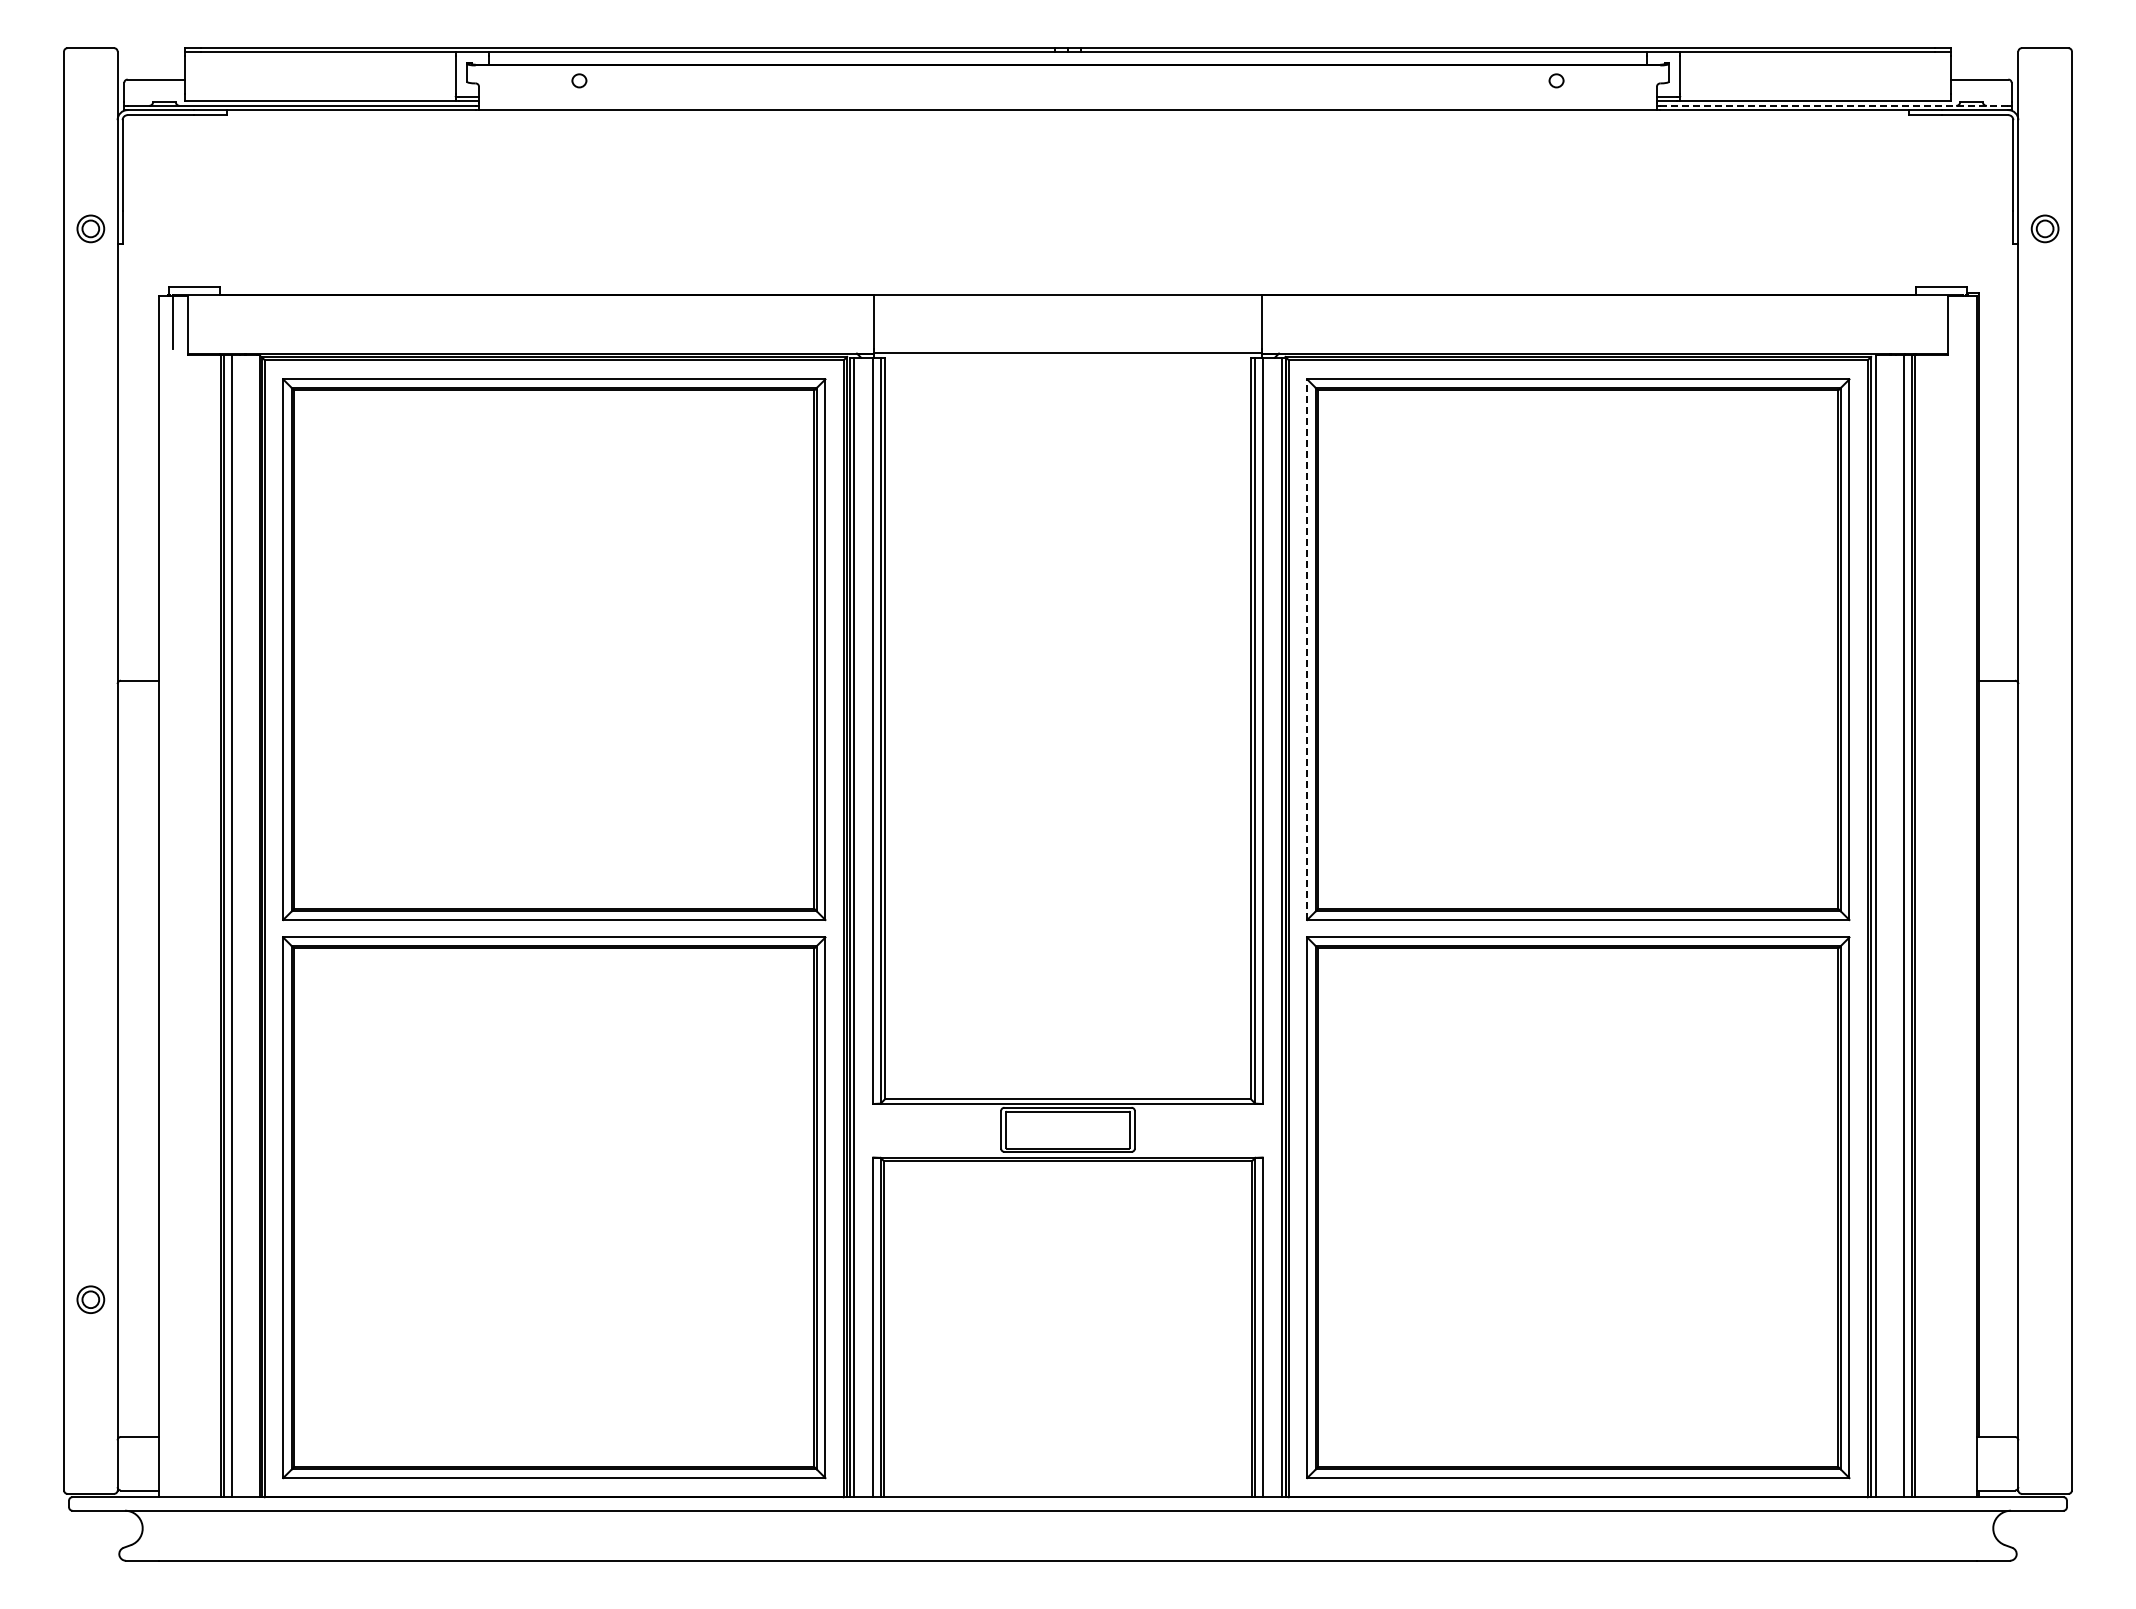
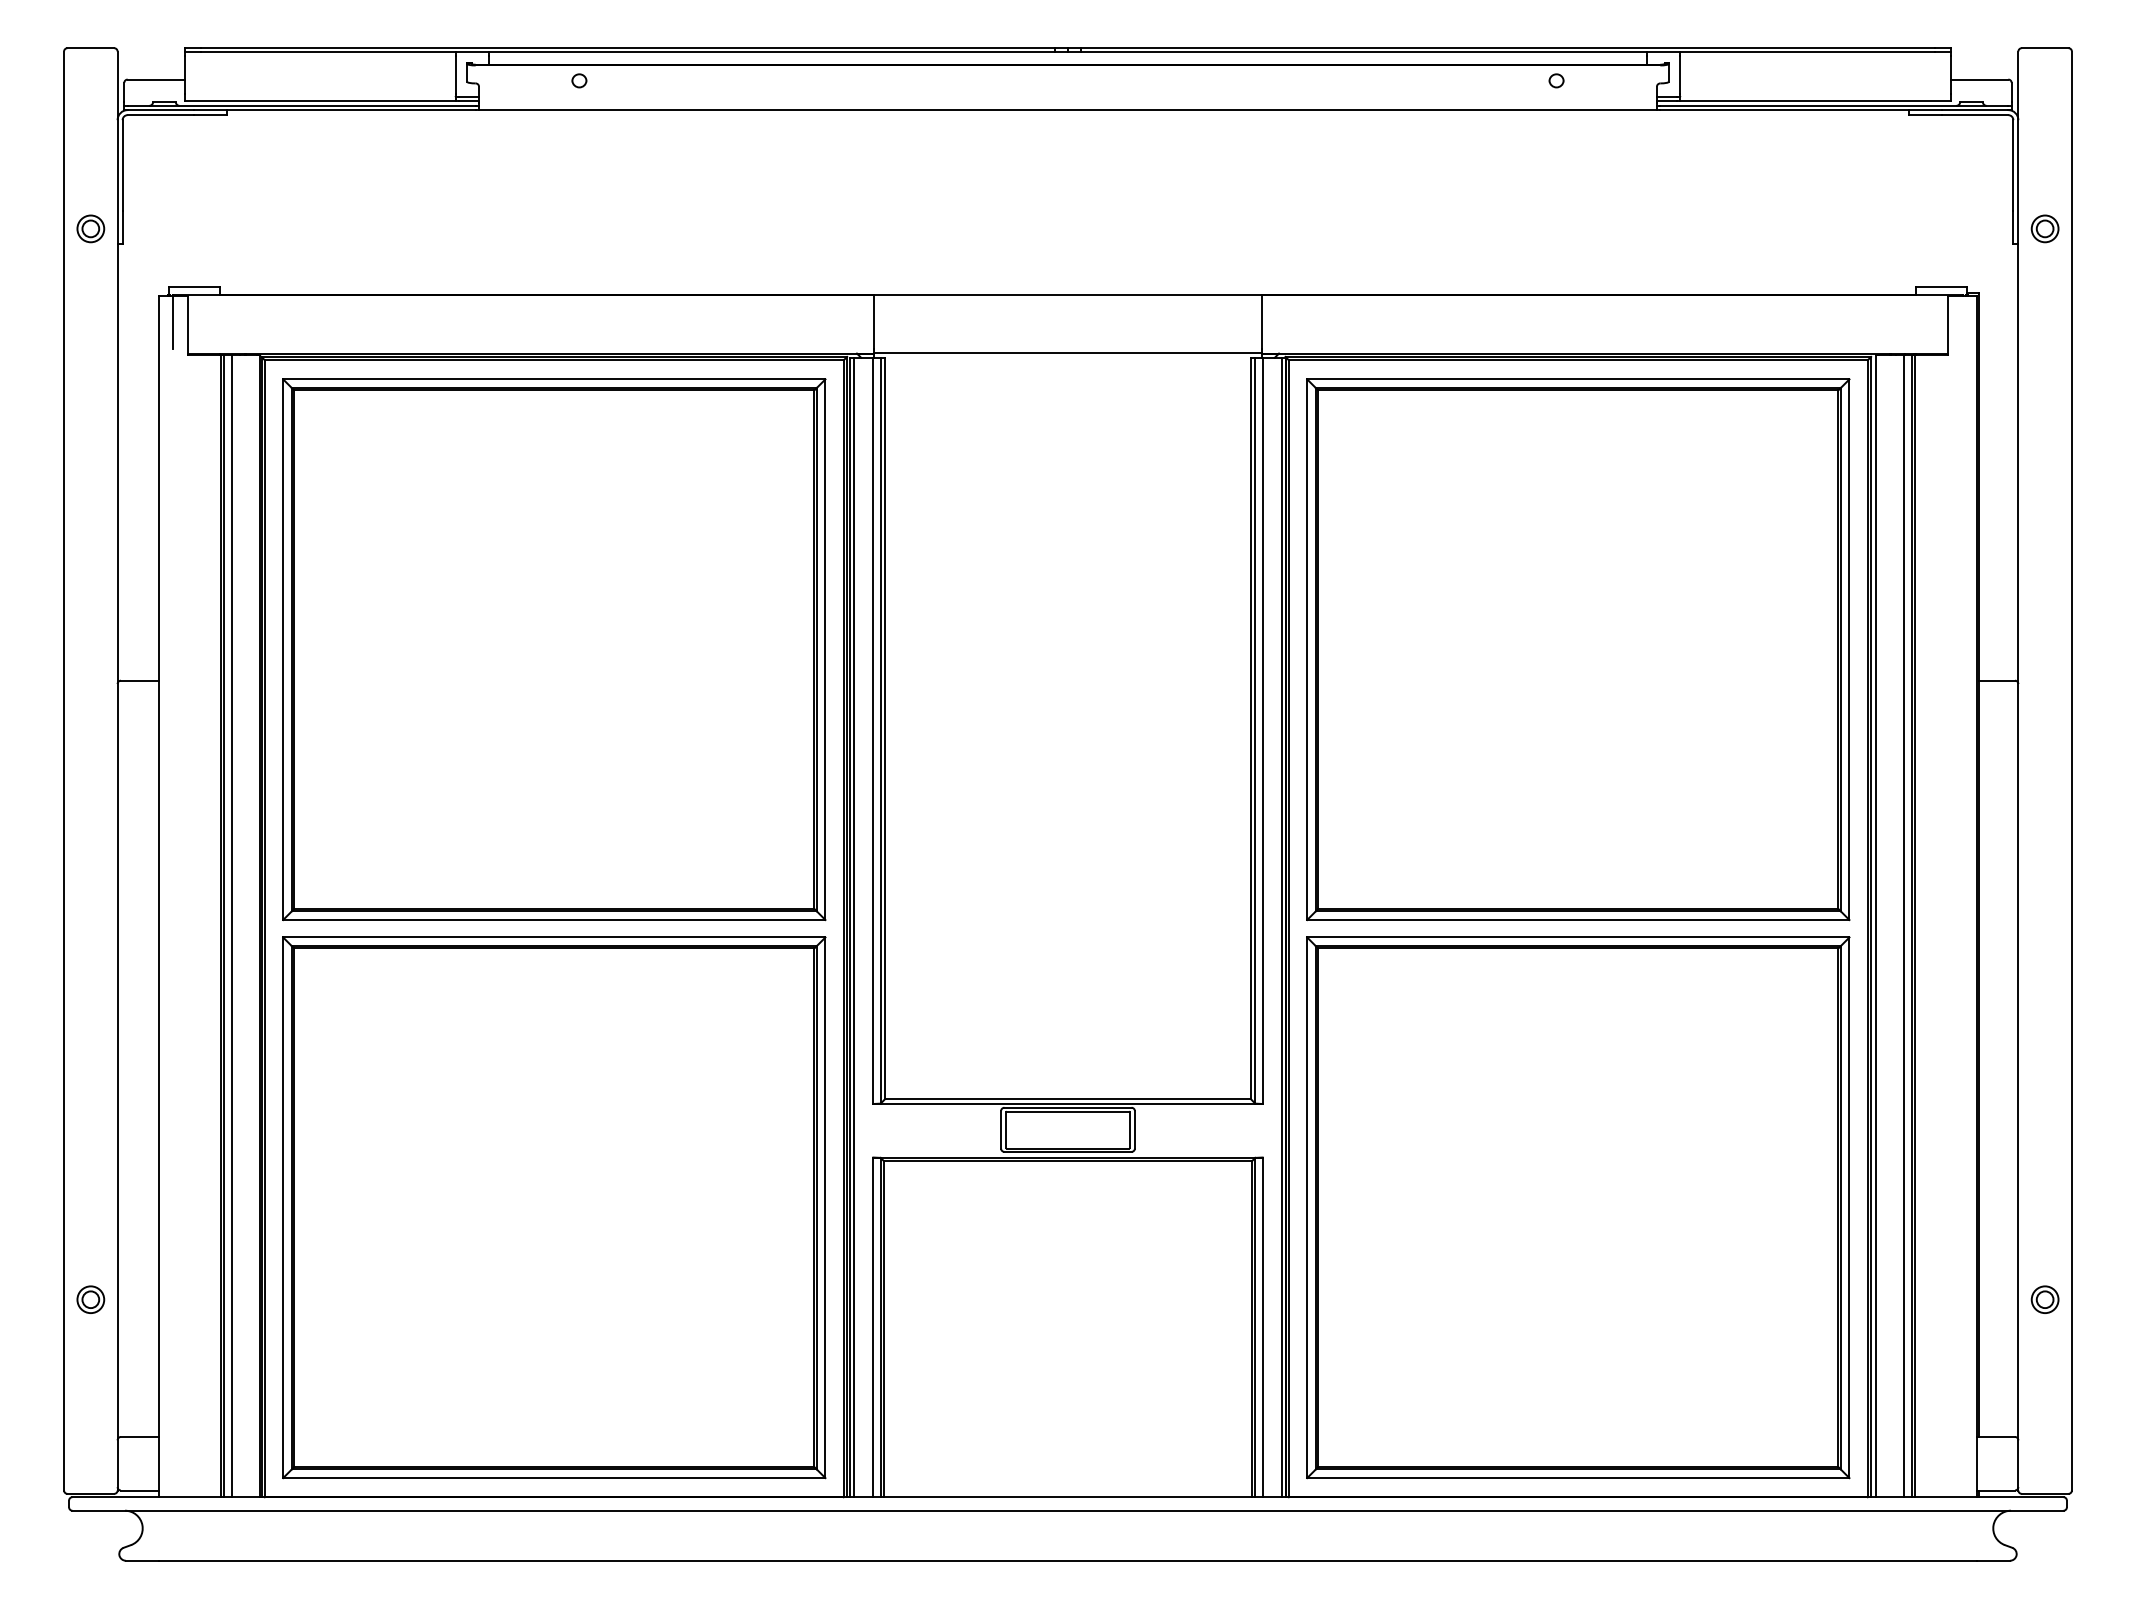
line: dashed -> solid (1834, 105)
line: dashed -> solid (1307, 649)
part: none -> present (2044, 1299)
